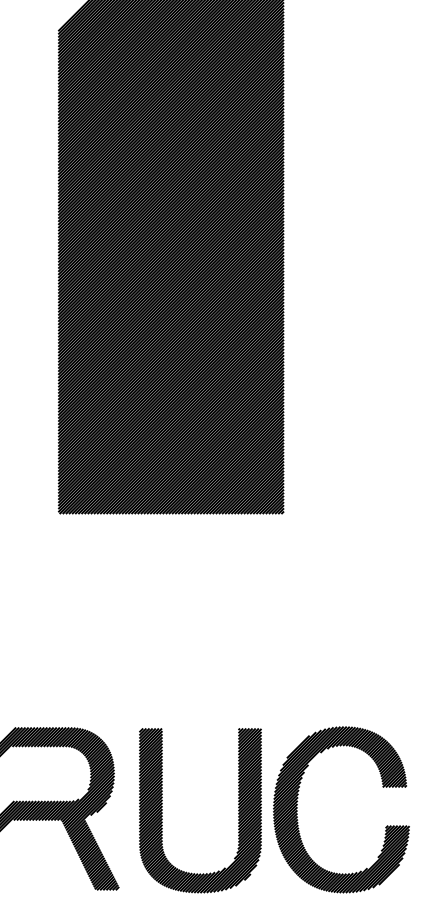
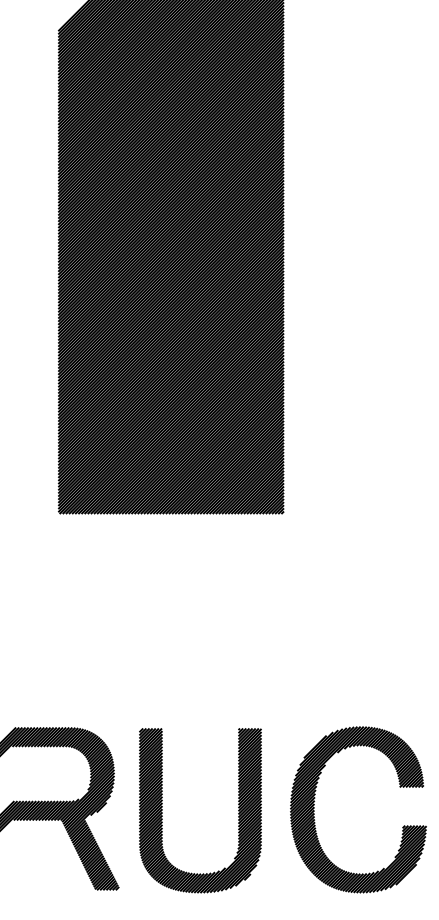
part position: (298, 801) -> (315, 801) (315, 801)
